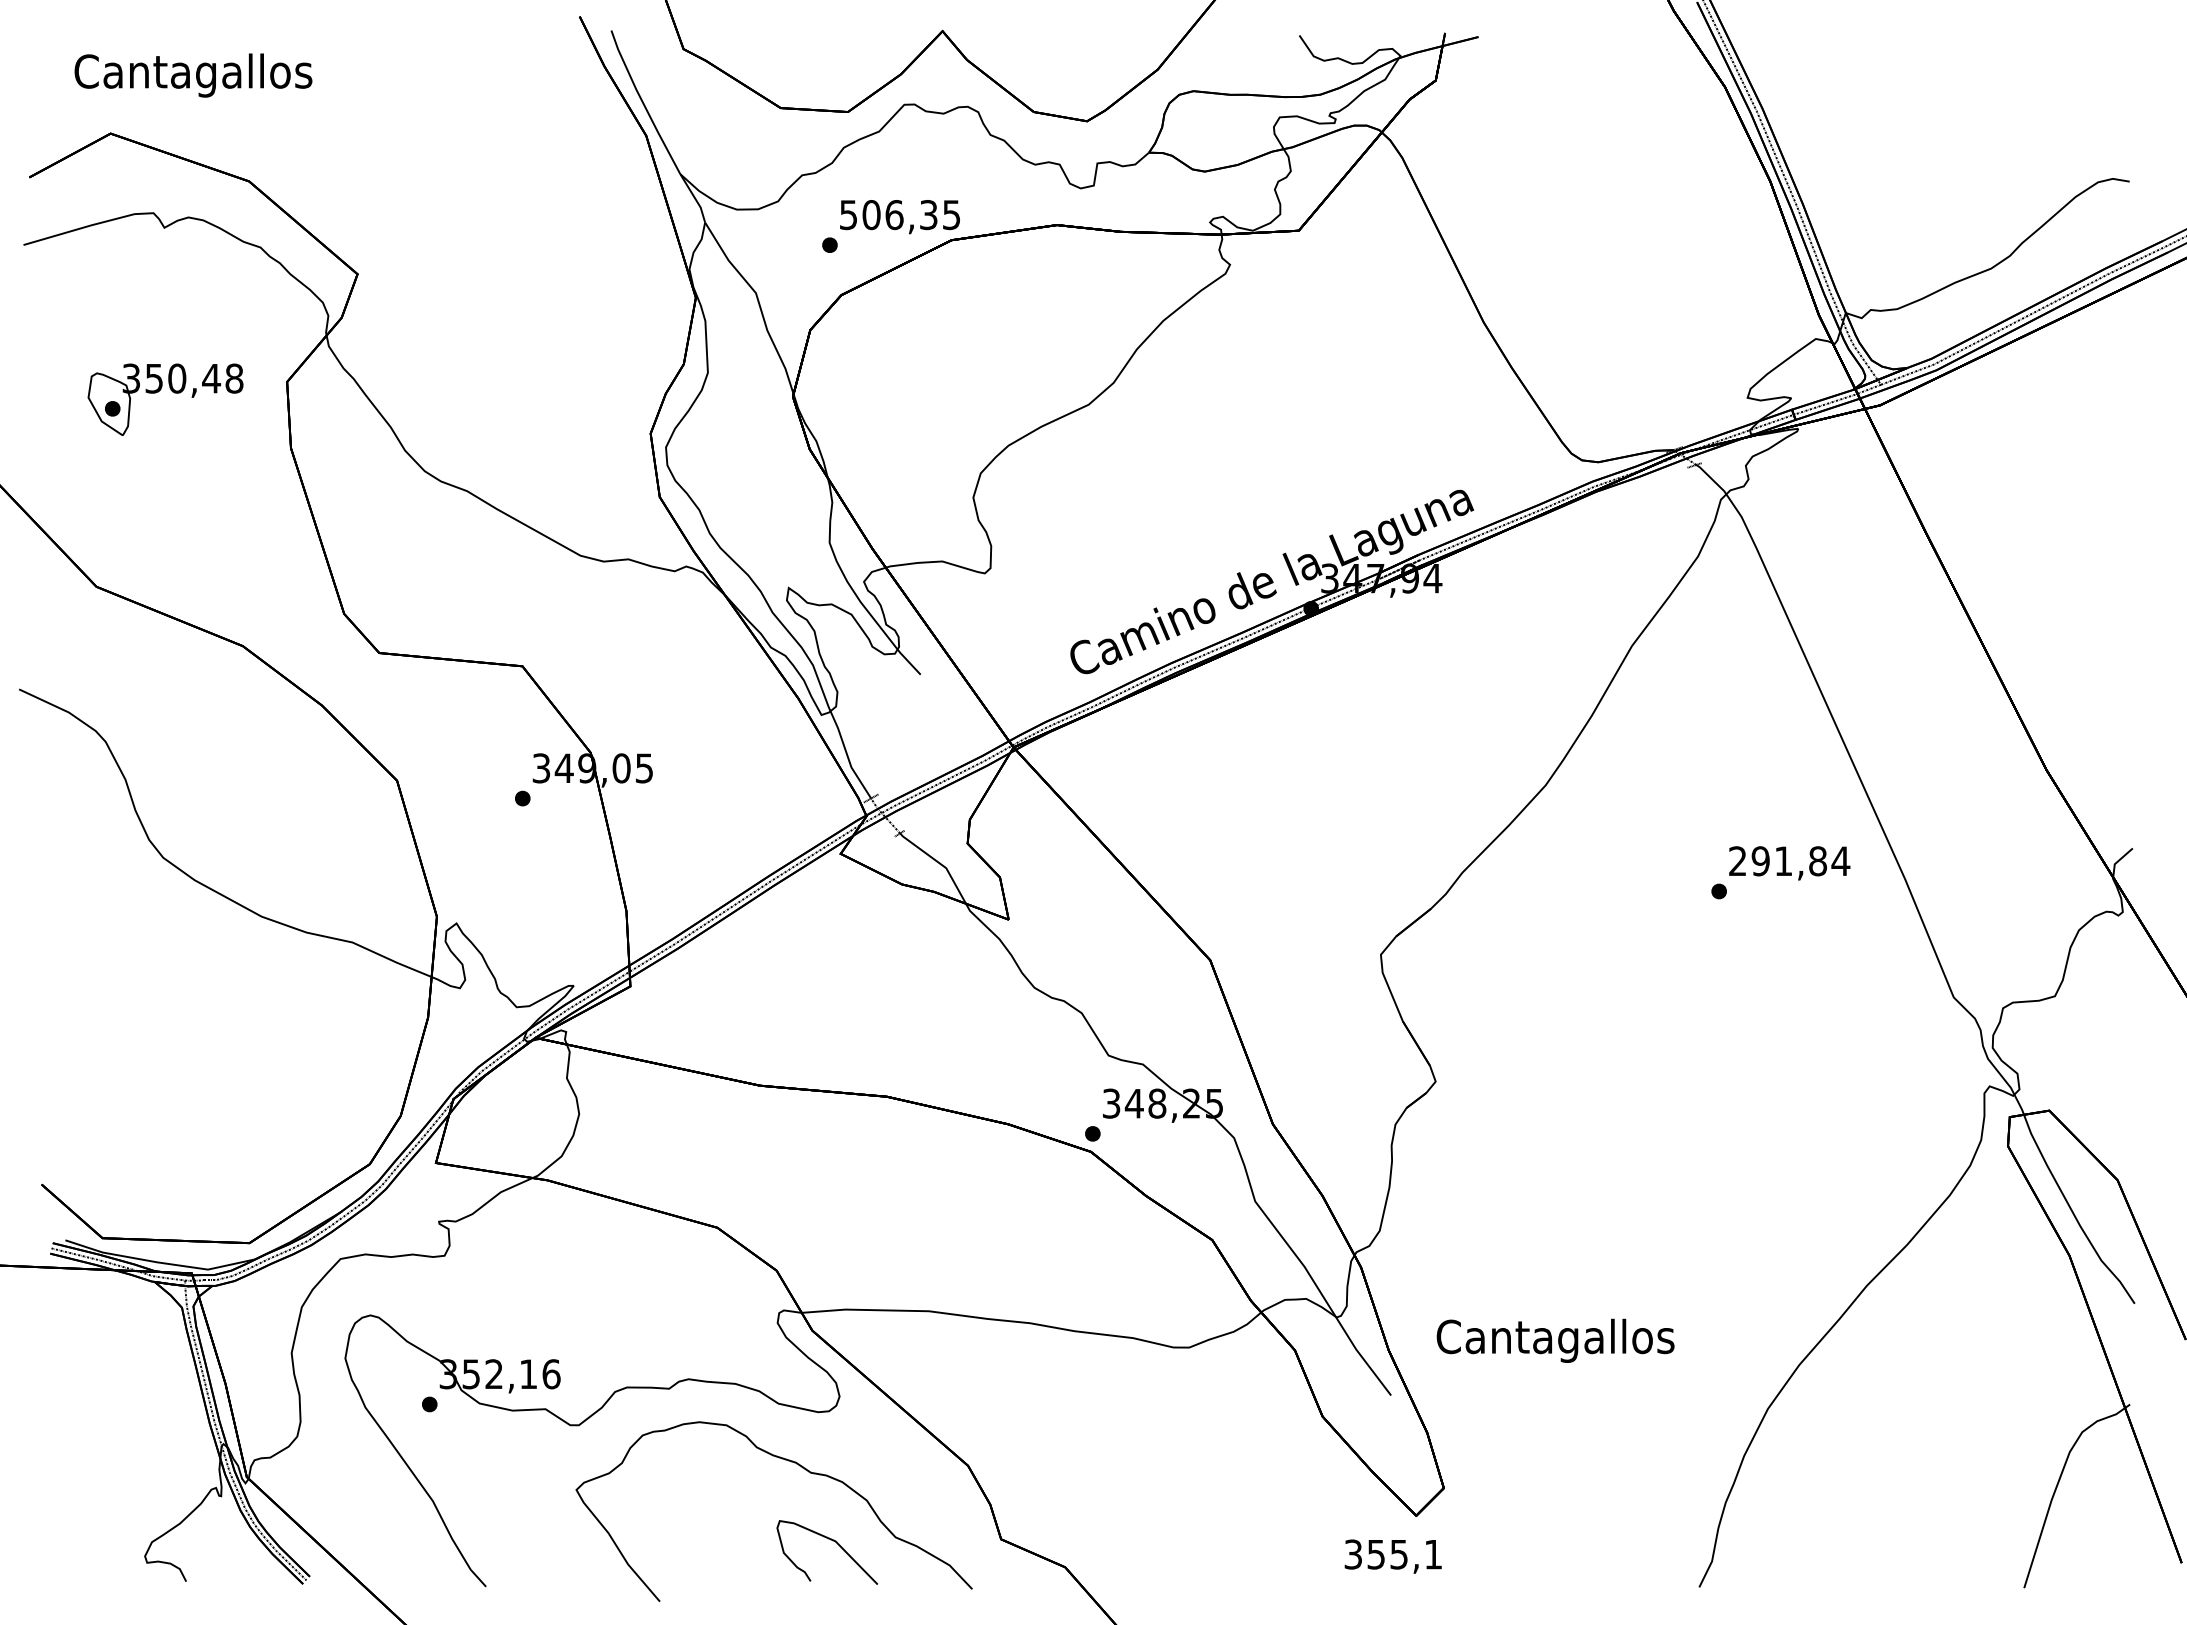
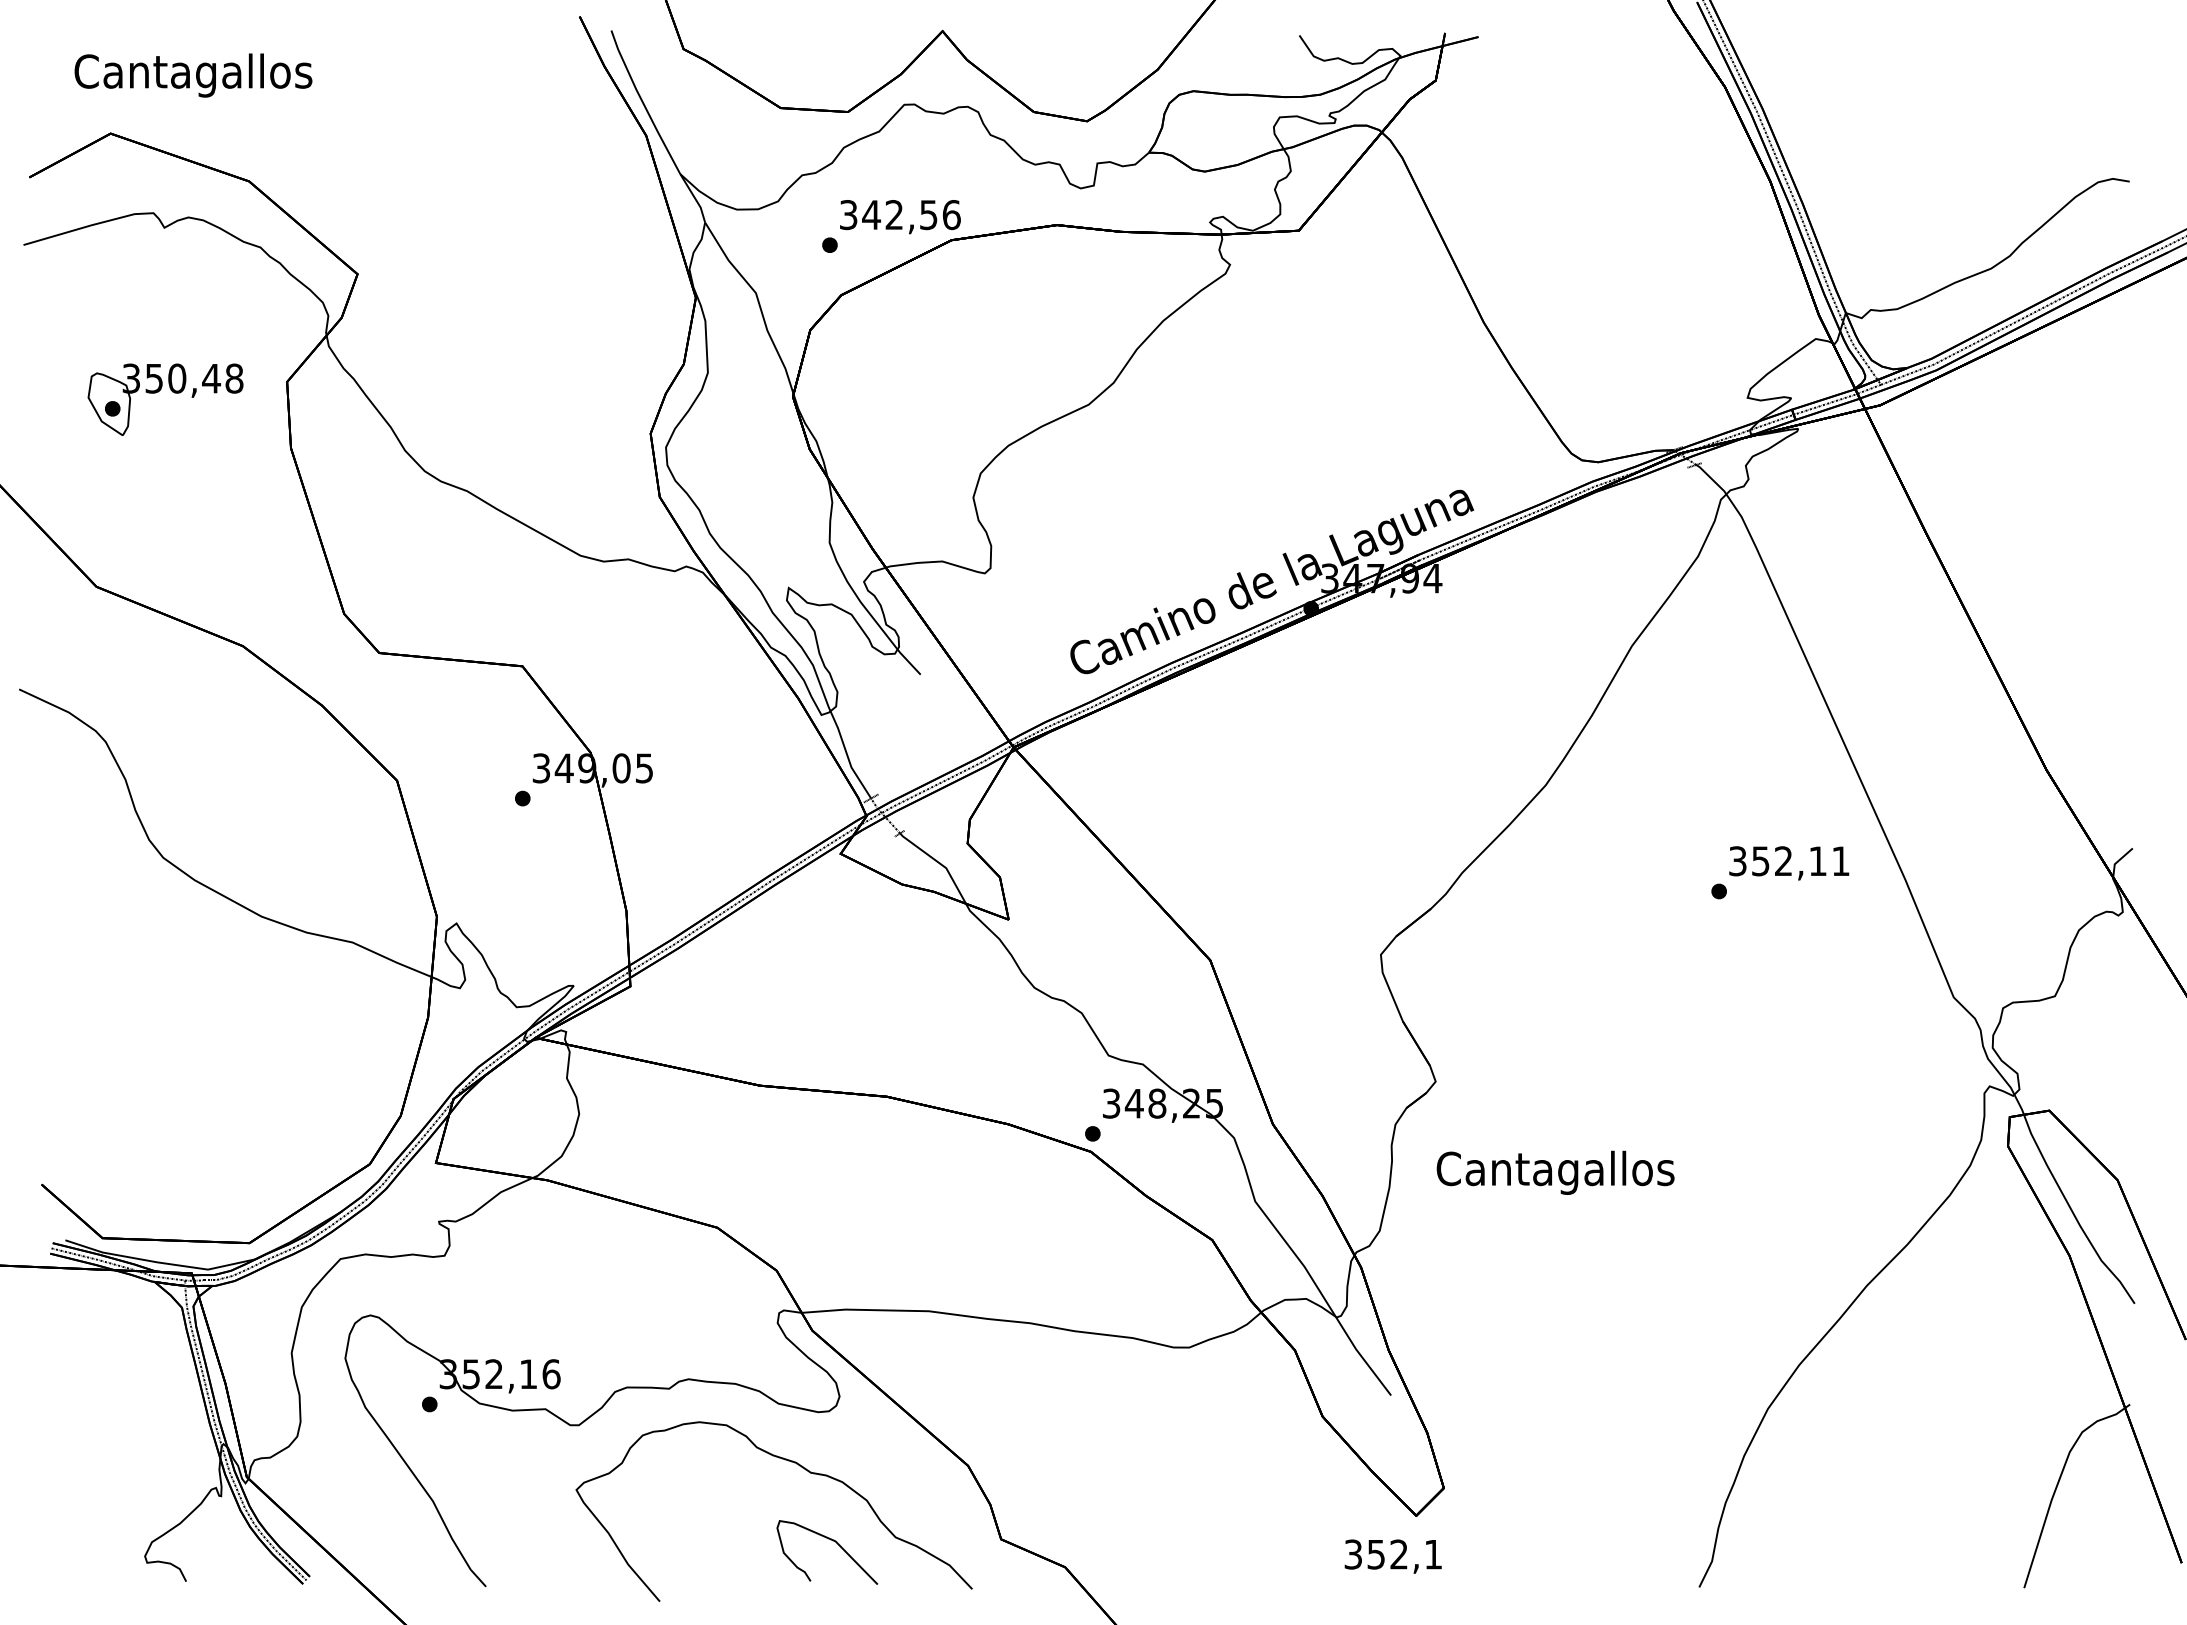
text: 506,35 -> 342,56 (900, 215)
text: 291,84 -> 352,11 (1789, 861)
text position: (1555, 1340) -> (1555, 1172) (1555, 1172)
text: 355,1 -> 352,1 (1398, 1554)
